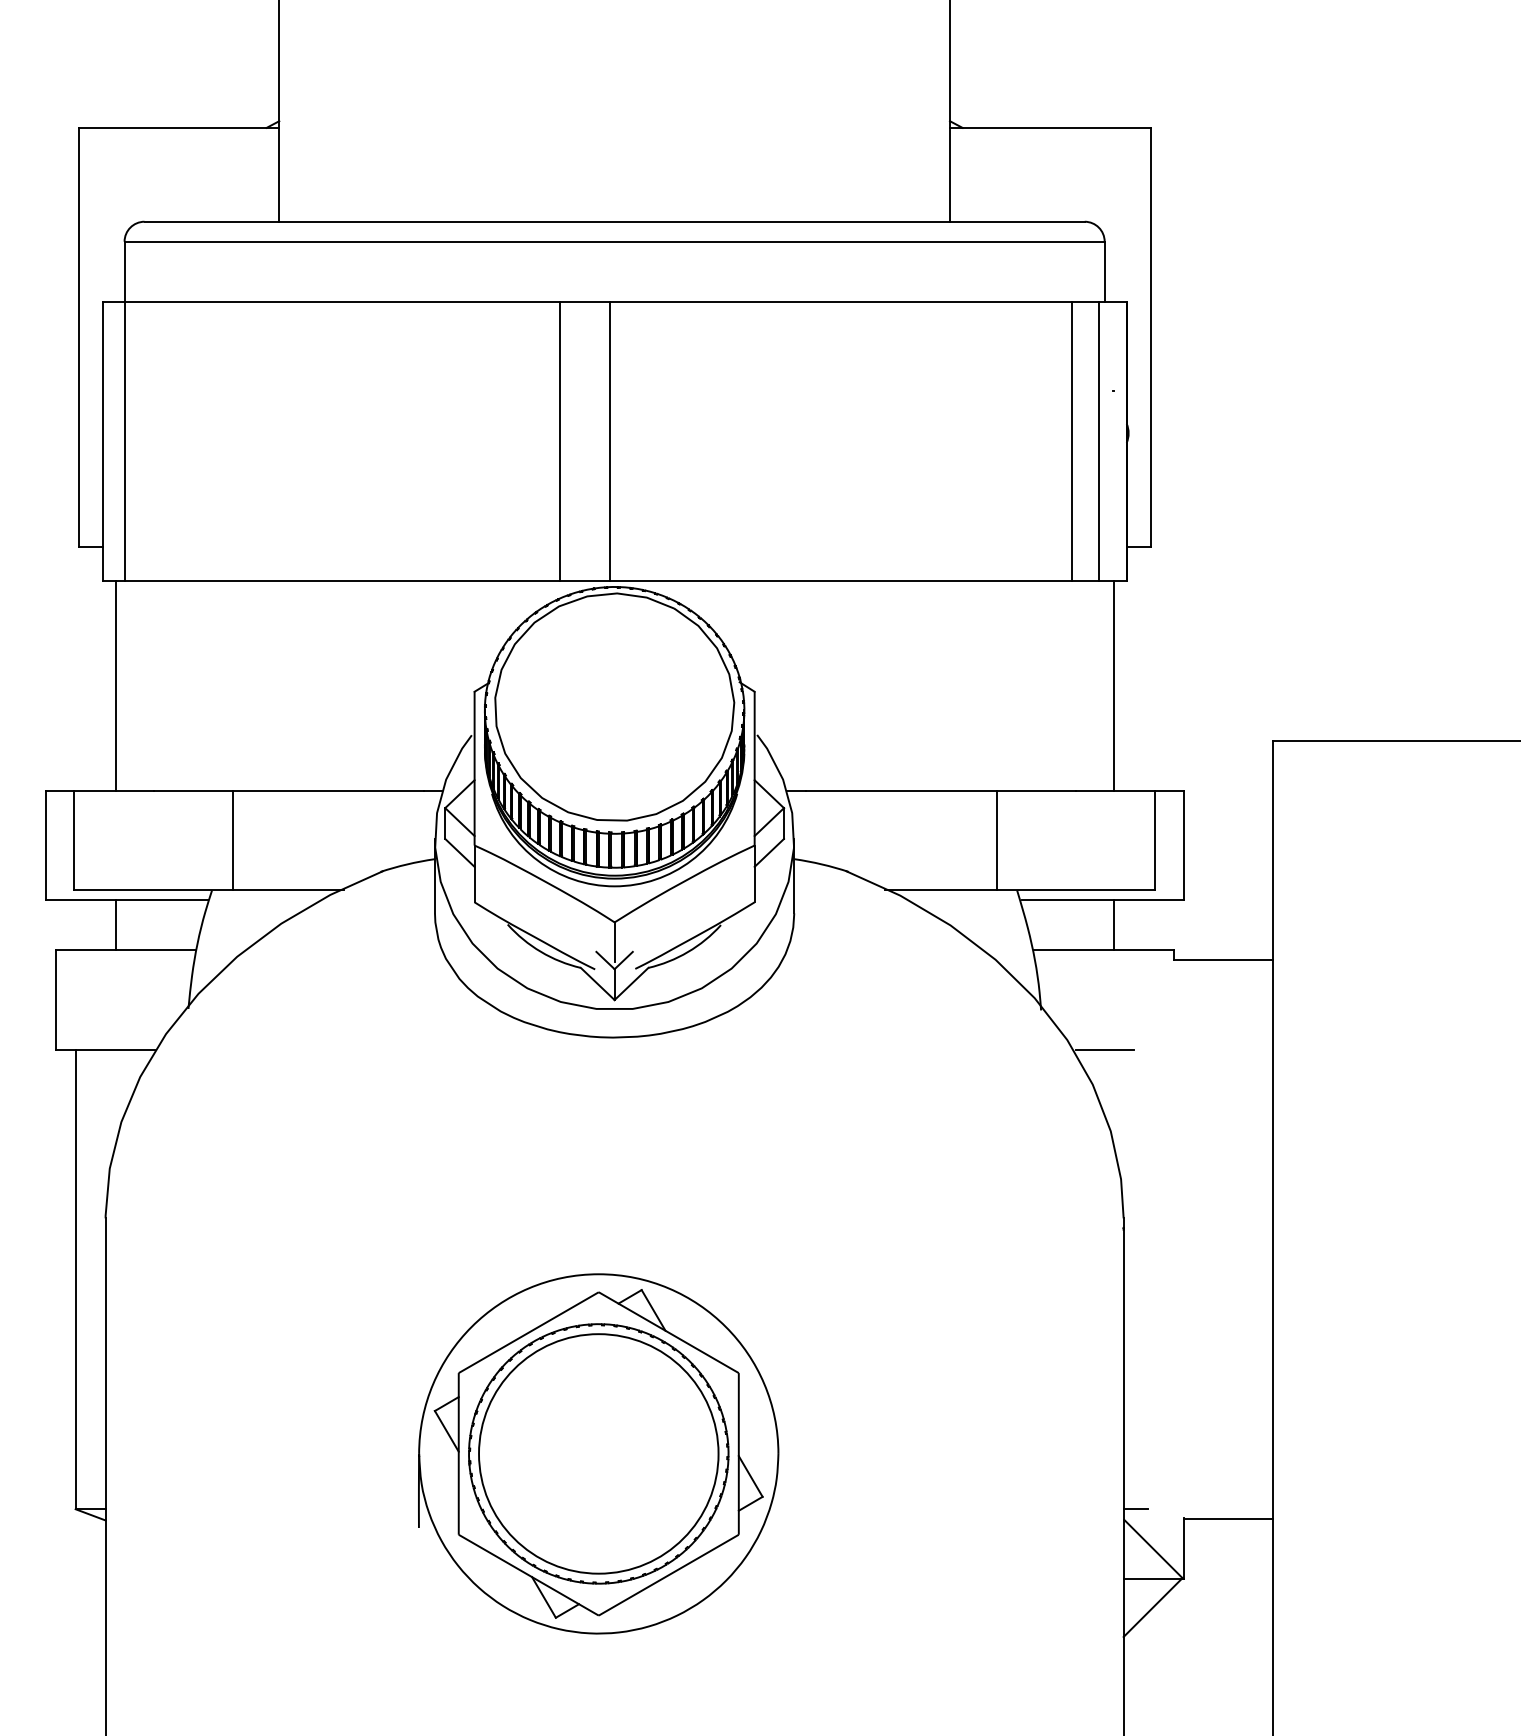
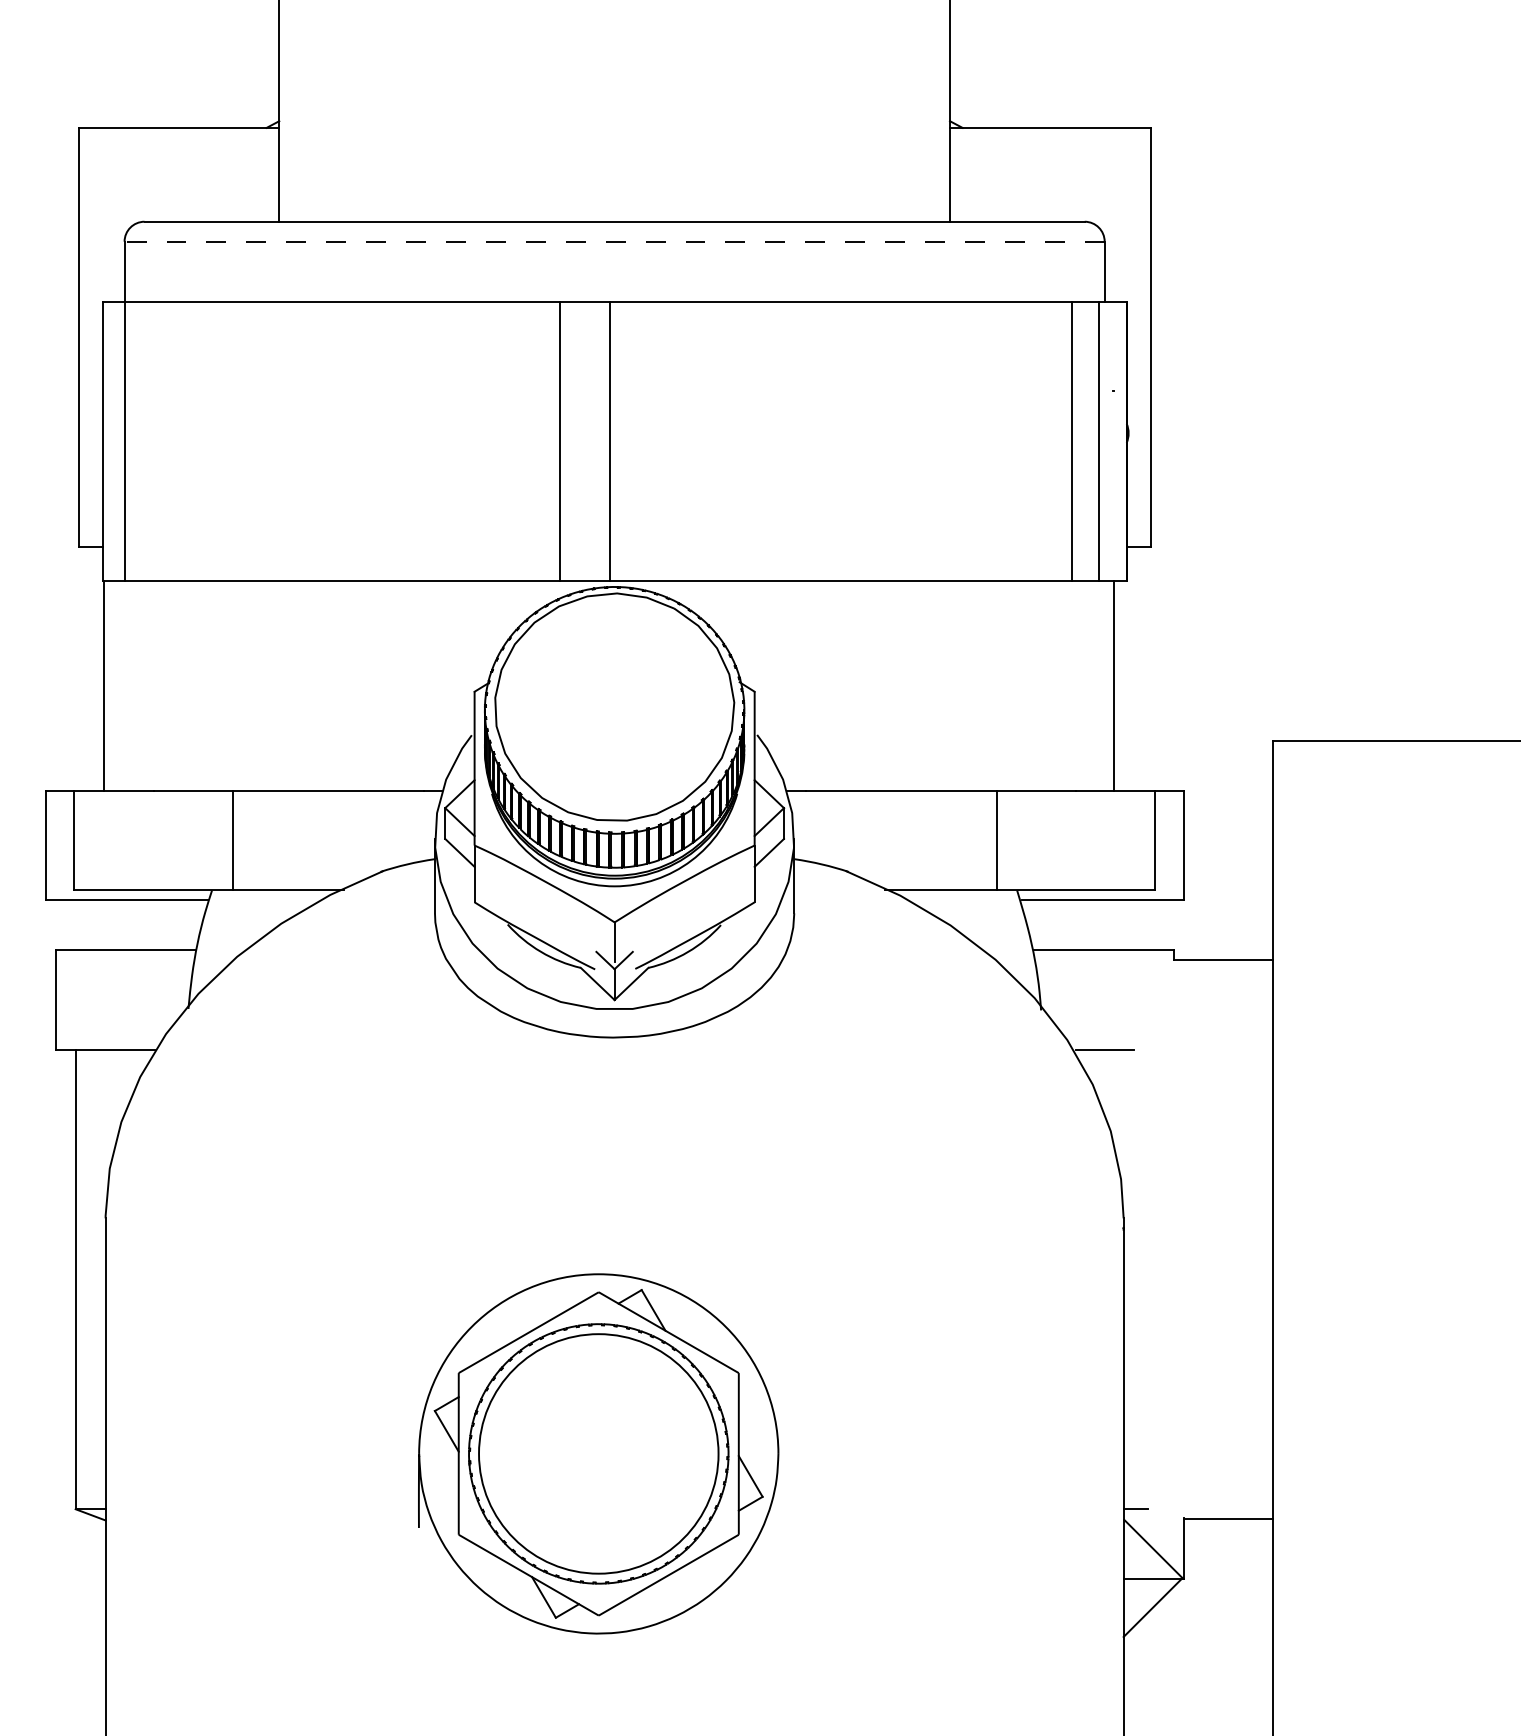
line: solid -> dashed (614, 241)
line position: (115, 685) -> (103, 685) (103, 685)
line: present -> none (115, 925)
line: present -> none (1113, 925)
